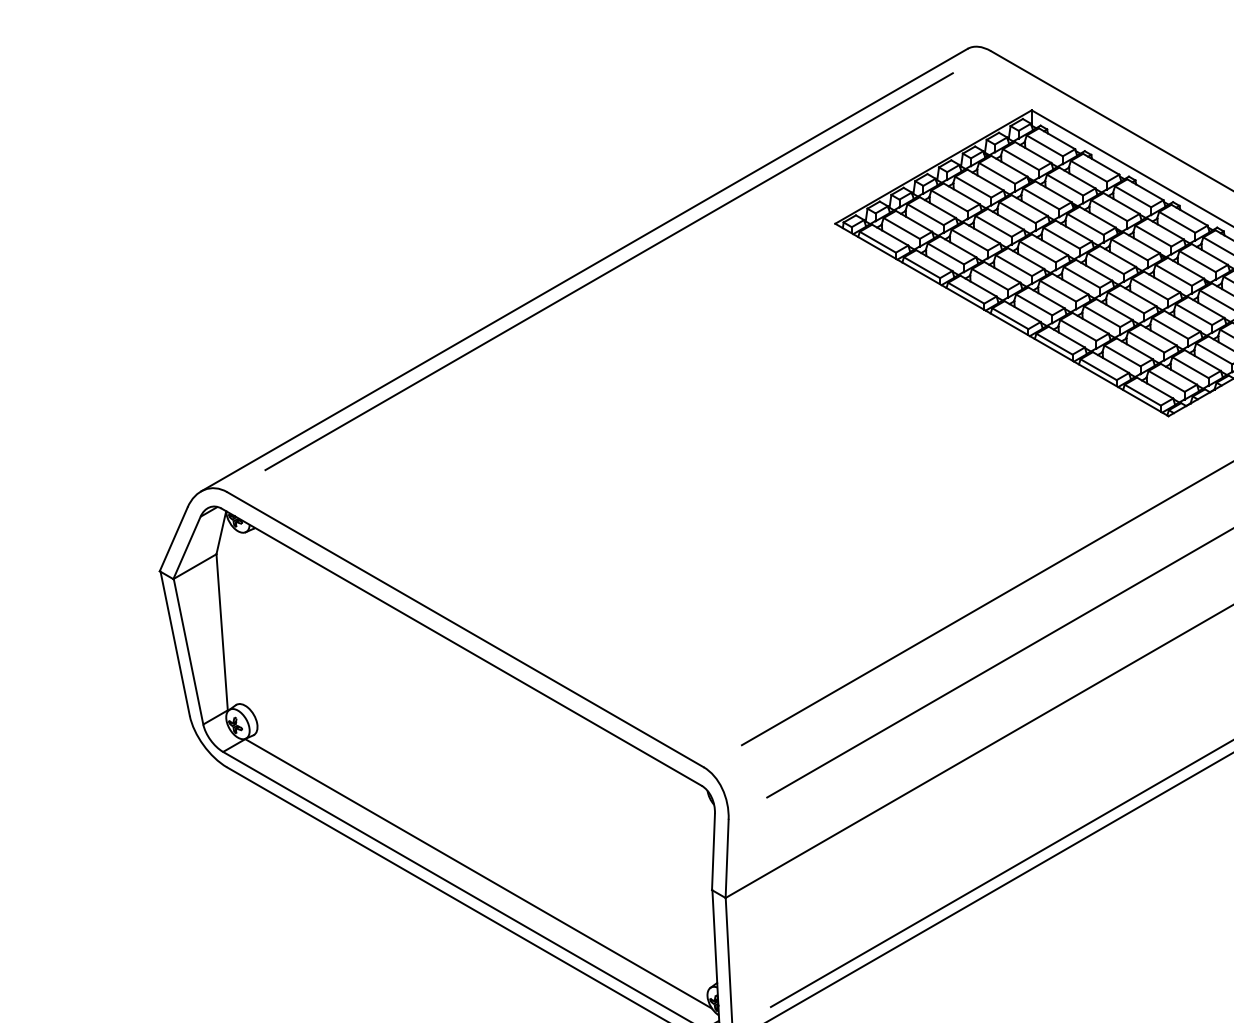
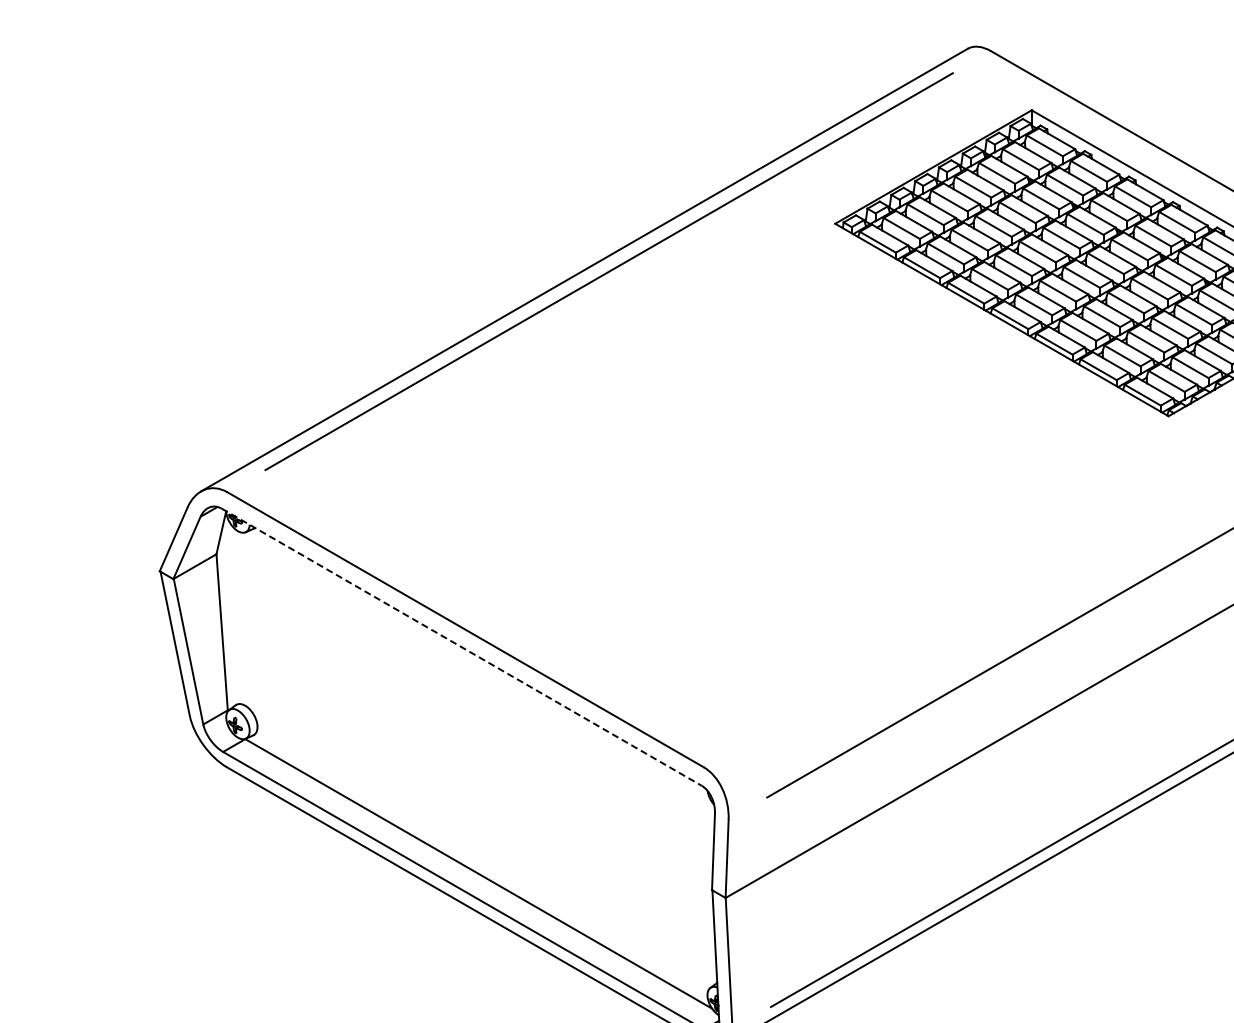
line: present -> none (985, 603)
line: solid -> dashed (462, 647)
